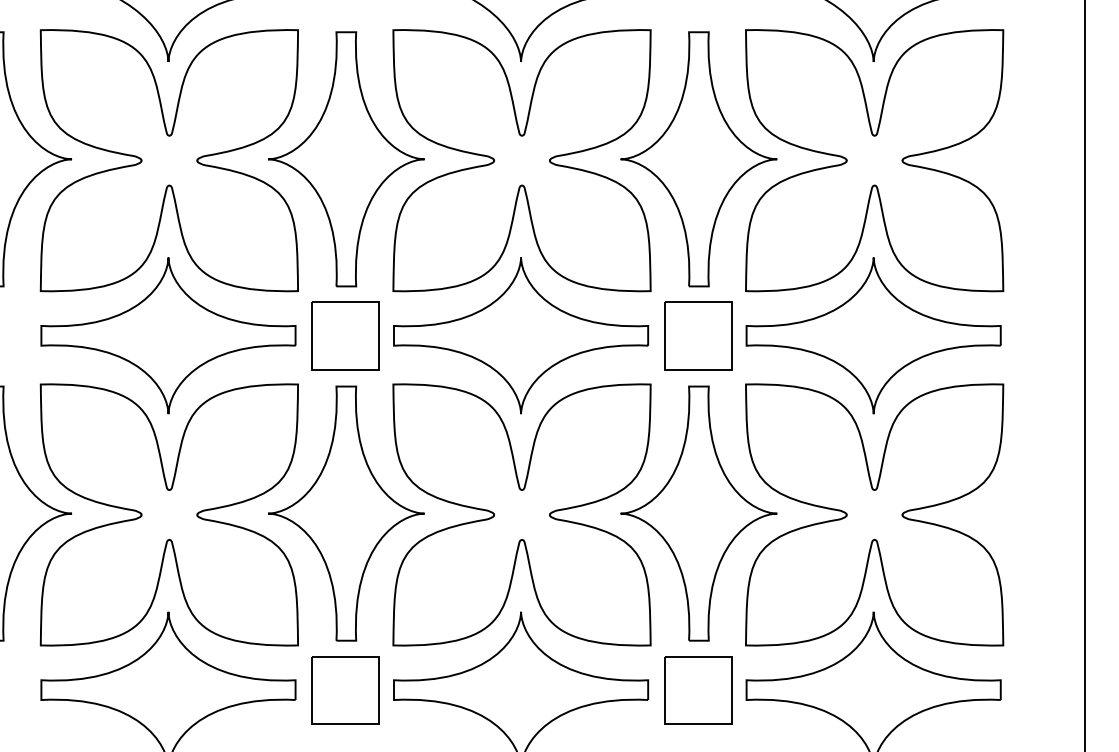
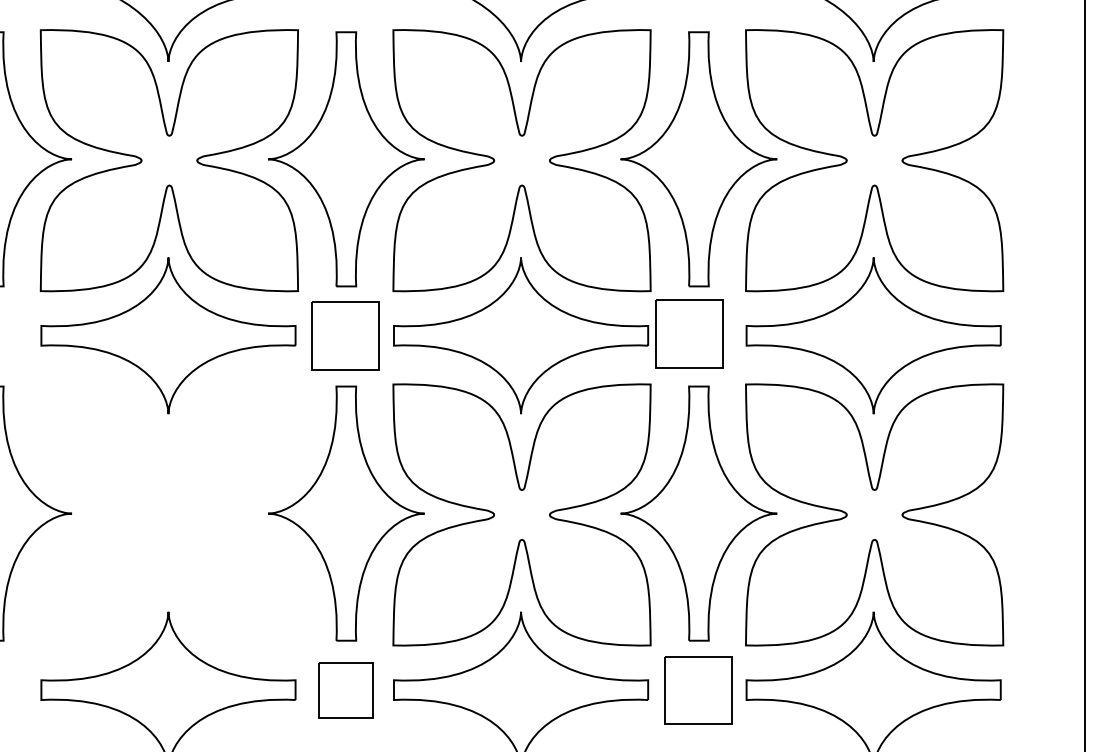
part position: (698, 335) -> (689, 333) (689, 333)
part: present -> none (168, 514)
part size: 69x69 px -> 56x57 px (345, 690)
